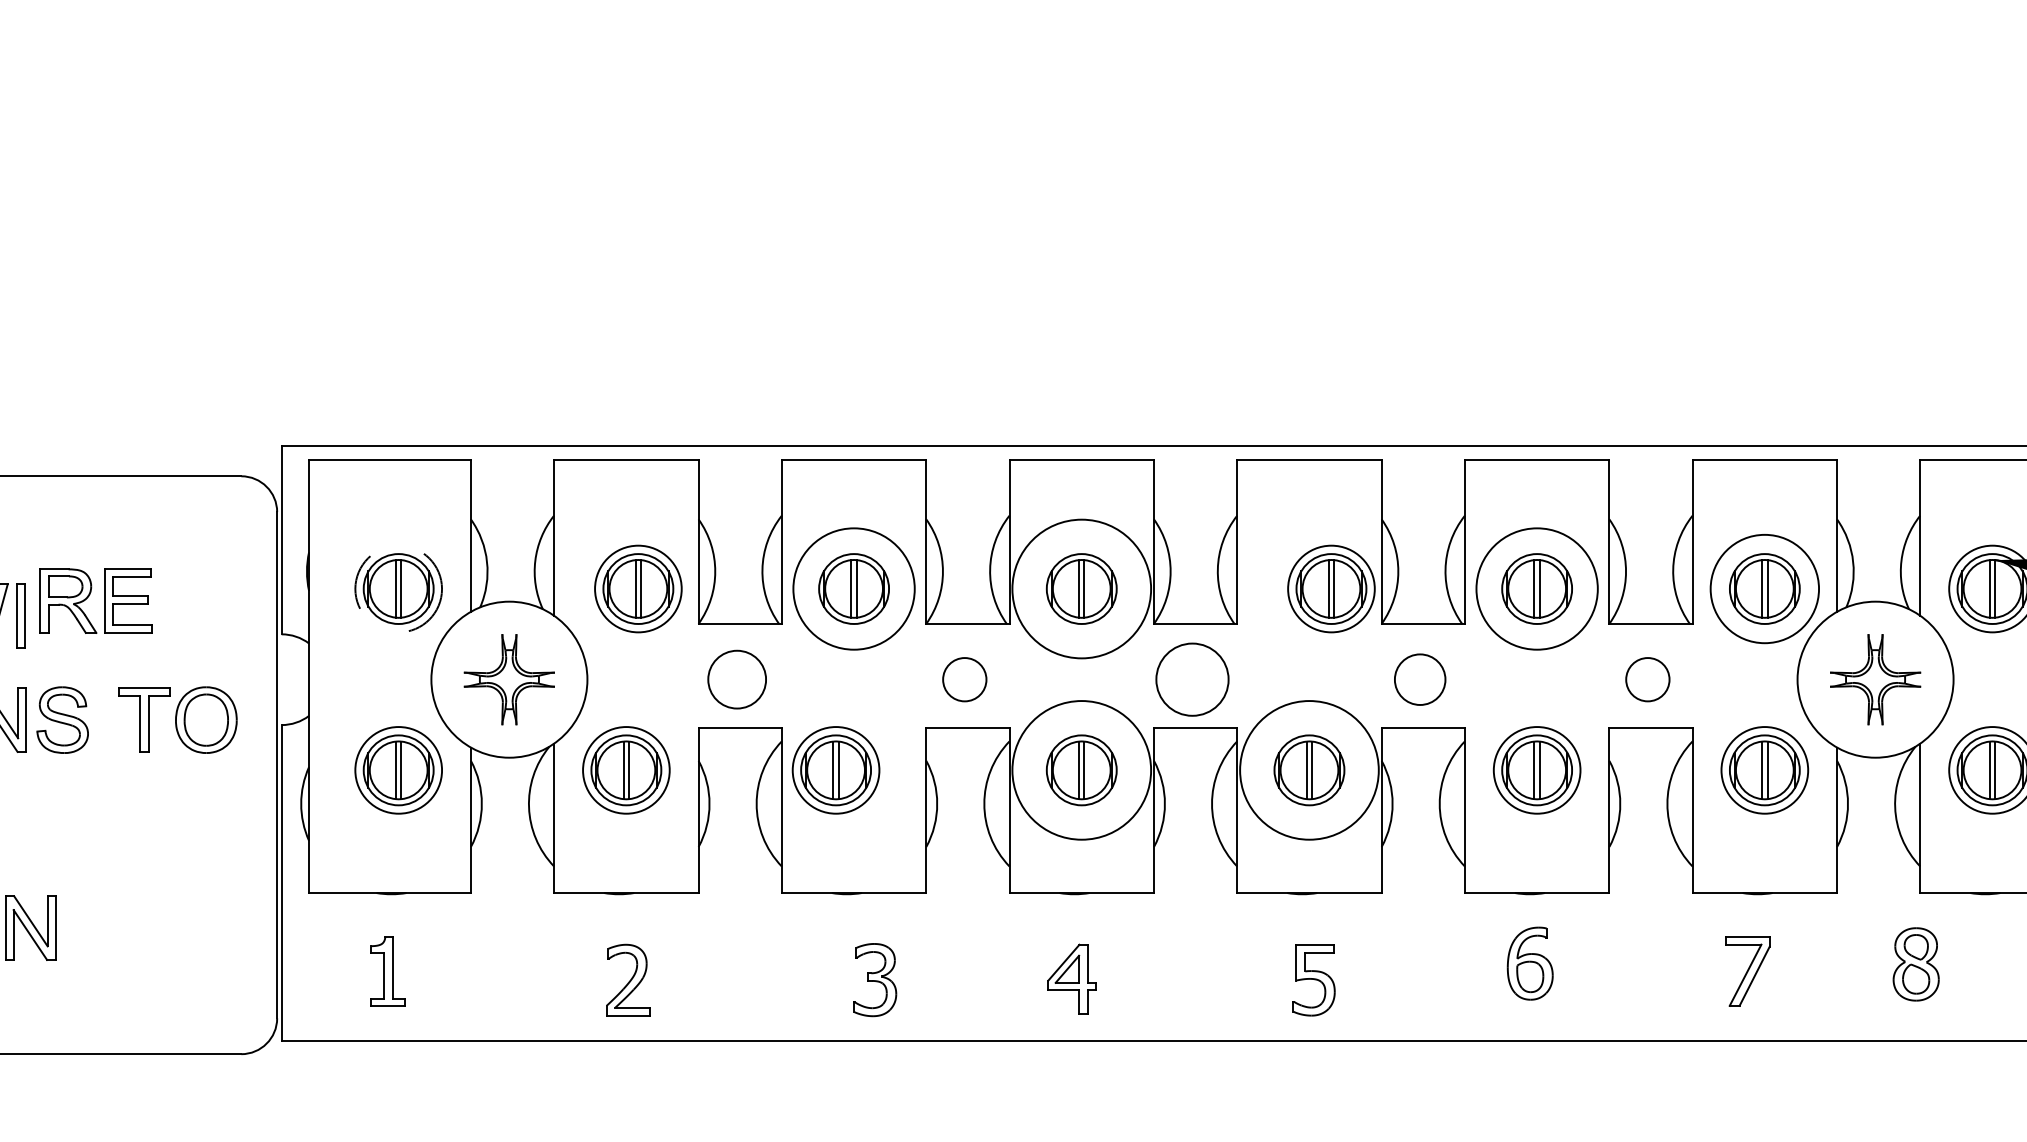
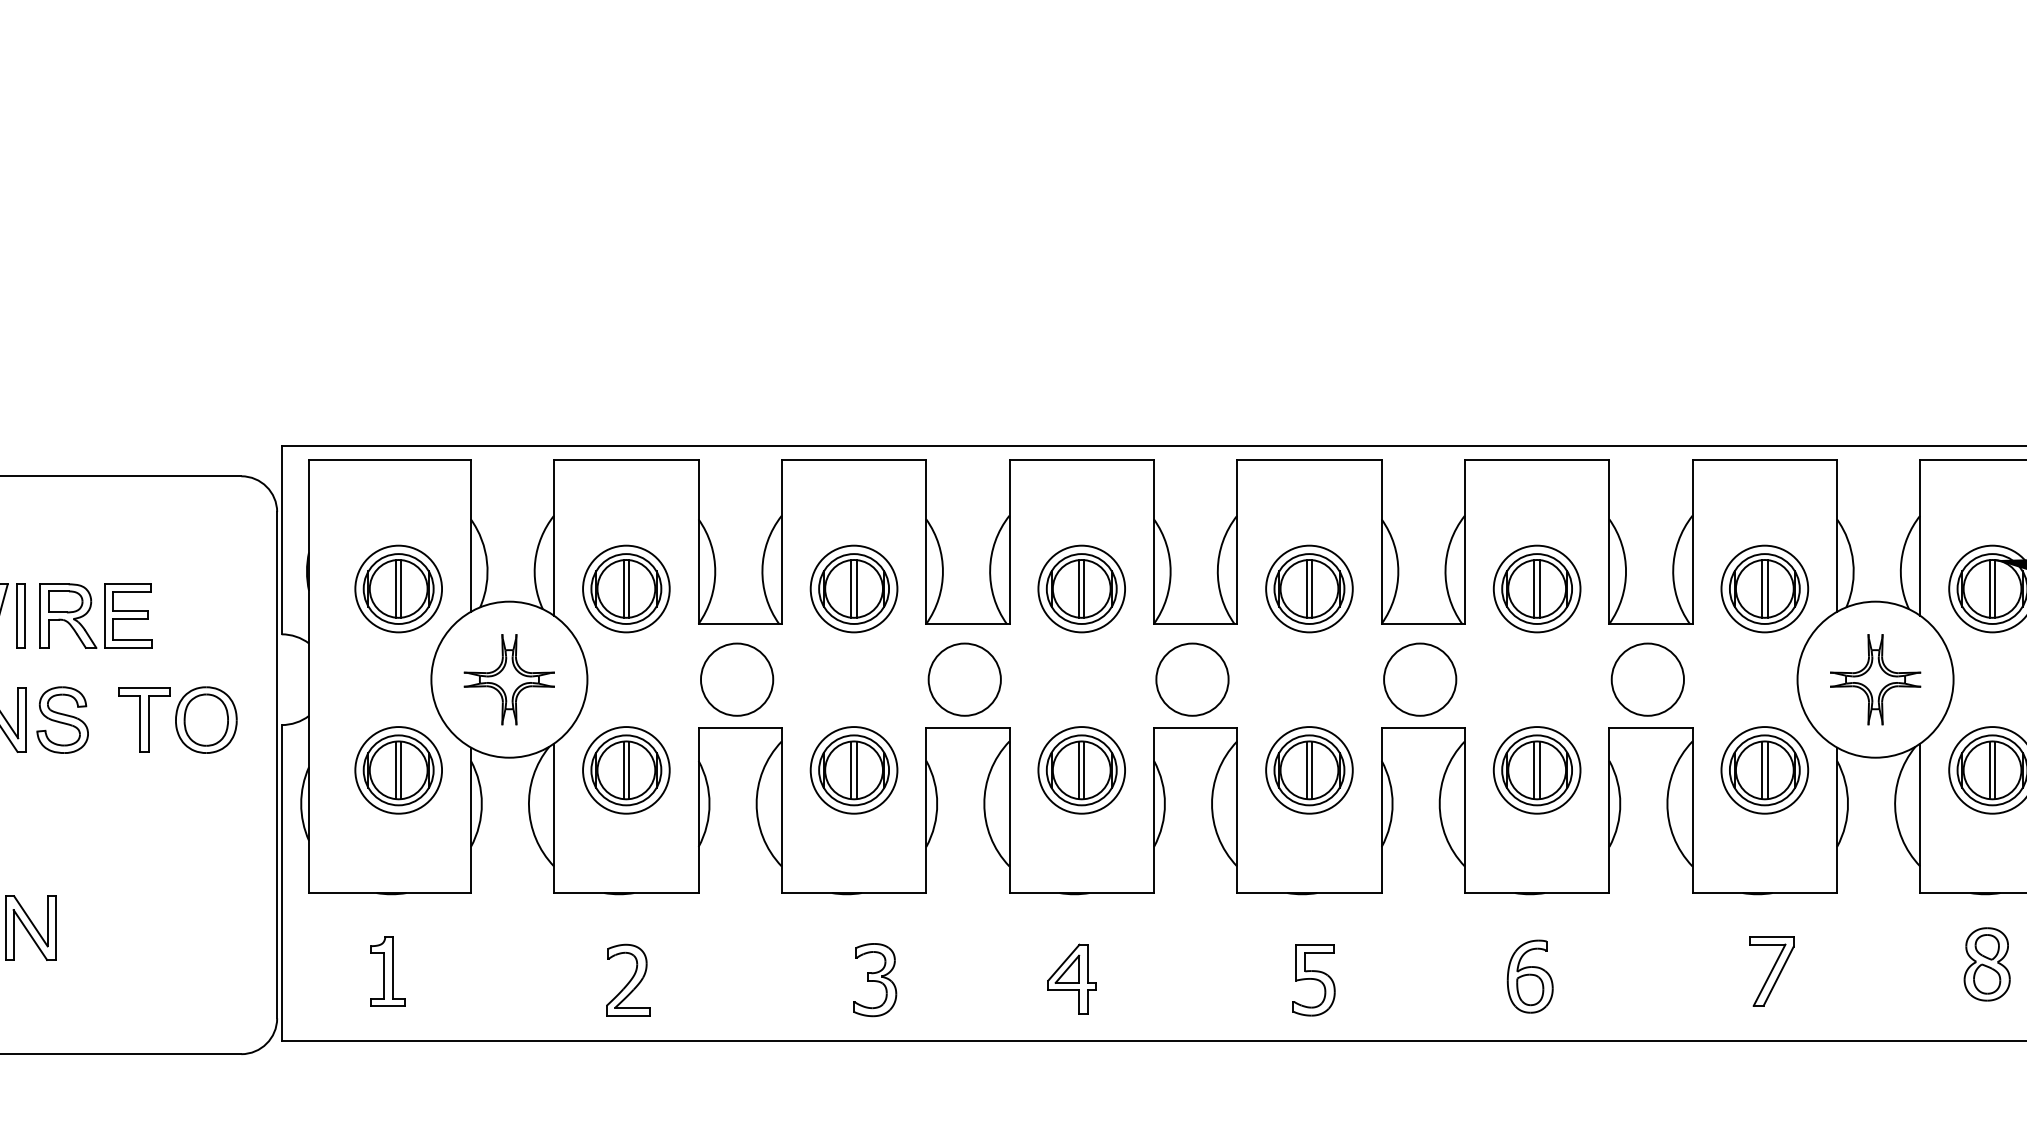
circle: dashed -> solid (398, 588)
part position: (638, 588) -> (626, 588) (626, 588)
circle diameter: 121 px -> 87 px (853, 588)
circle diameter: 139 px -> 87 px (1081, 588)
part position: (1331, 588) -> (1309, 588) (1309, 588)
circle diameter: 121 px -> 87 px (1536, 588)
circle diameter: 108 px -> 87 px (1764, 588)
part position: (89, 596) -> (89, 611) (89, 611)
circle size: 60x61 px -> 75x75 px (737, 679)
circle diameter: 43 px -> 72 px (964, 679)
circle diameter: 51 px -> 72 px (1420, 679)
circle diameter: 43 px -> 72 px (1647, 679)
part position: (835, 770) -> (853, 770) (853, 770)
circle diameter: 139 px -> 87 px (1081, 770)
circle diameter: 139 px -> 87 px (1309, 770)
part position: (1529, 963) -> (1529, 976) (1529, 976)
part position: (1915, 964) -> (1986, 964) (1986, 964)
part position: (1747, 971) -> (1771, 971) (1771, 971)
